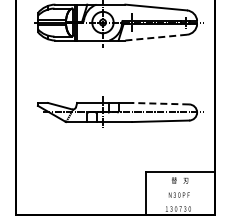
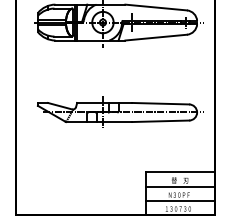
line: dashed -> solid (156, 37)
line: dashed -> solid (160, 103)
line: none -> present (179, 186)
line: none -> present (179, 200)
